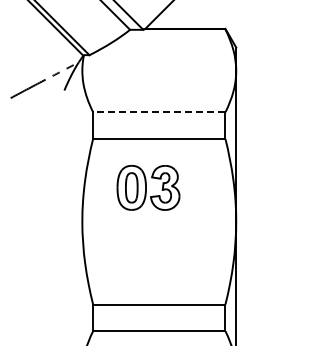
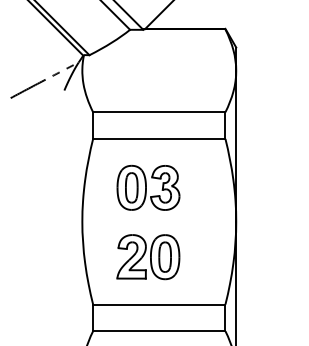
line: dashed -> solid (158, 112)
part: none -> present (148, 257)
